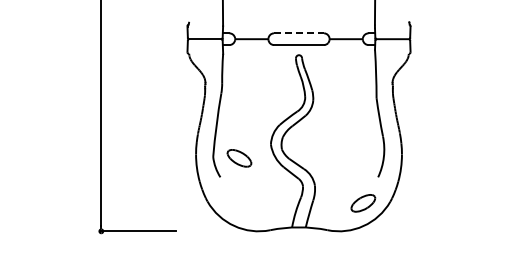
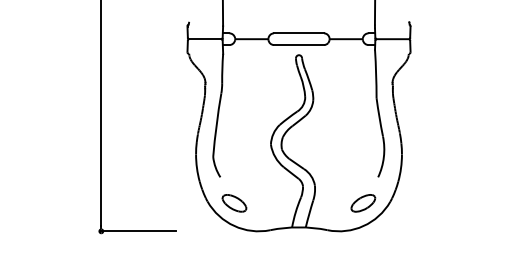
line: dashed -> solid (299, 33)
part position: (239, 158) -> (234, 203) (234, 203)
